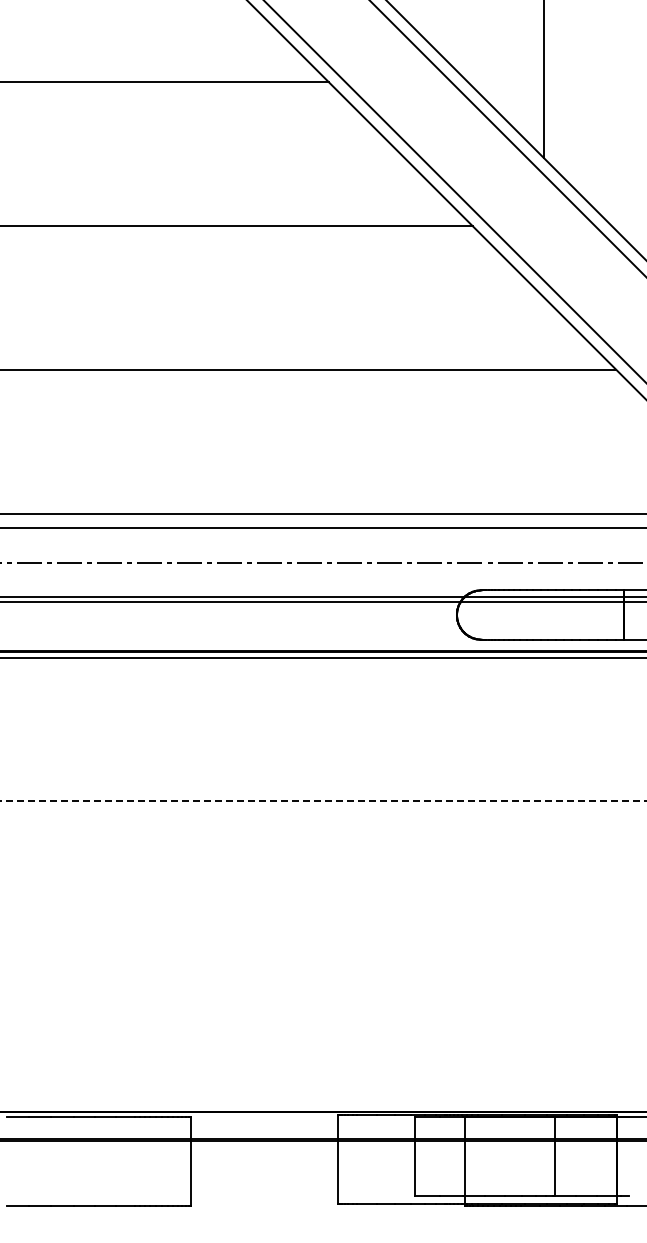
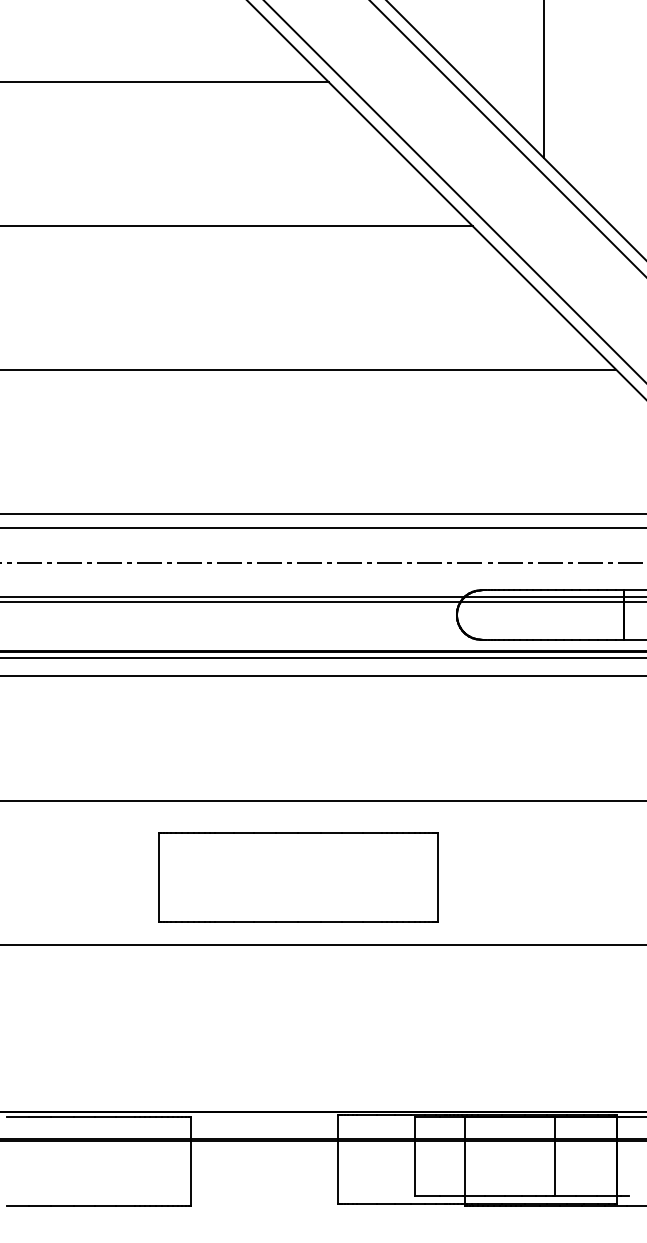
line: none -> present (322, 676)
line: dashed -> solid (323, 801)
part: none -> present (298, 877)
line: none -> present (322, 945)
